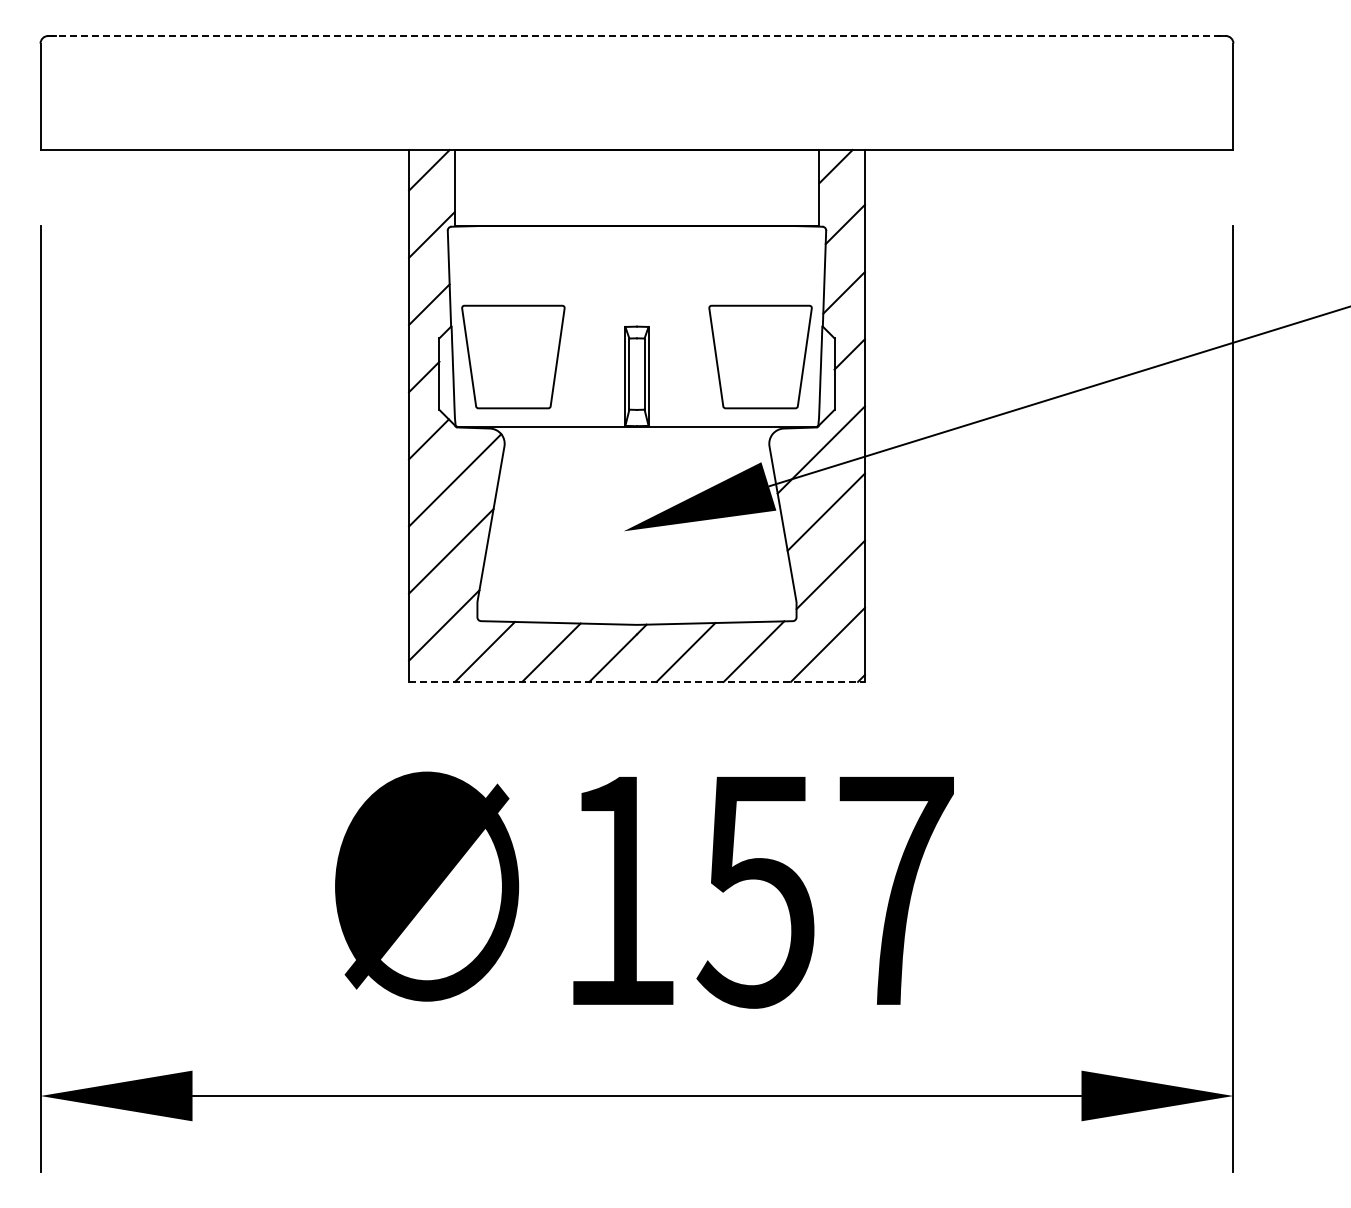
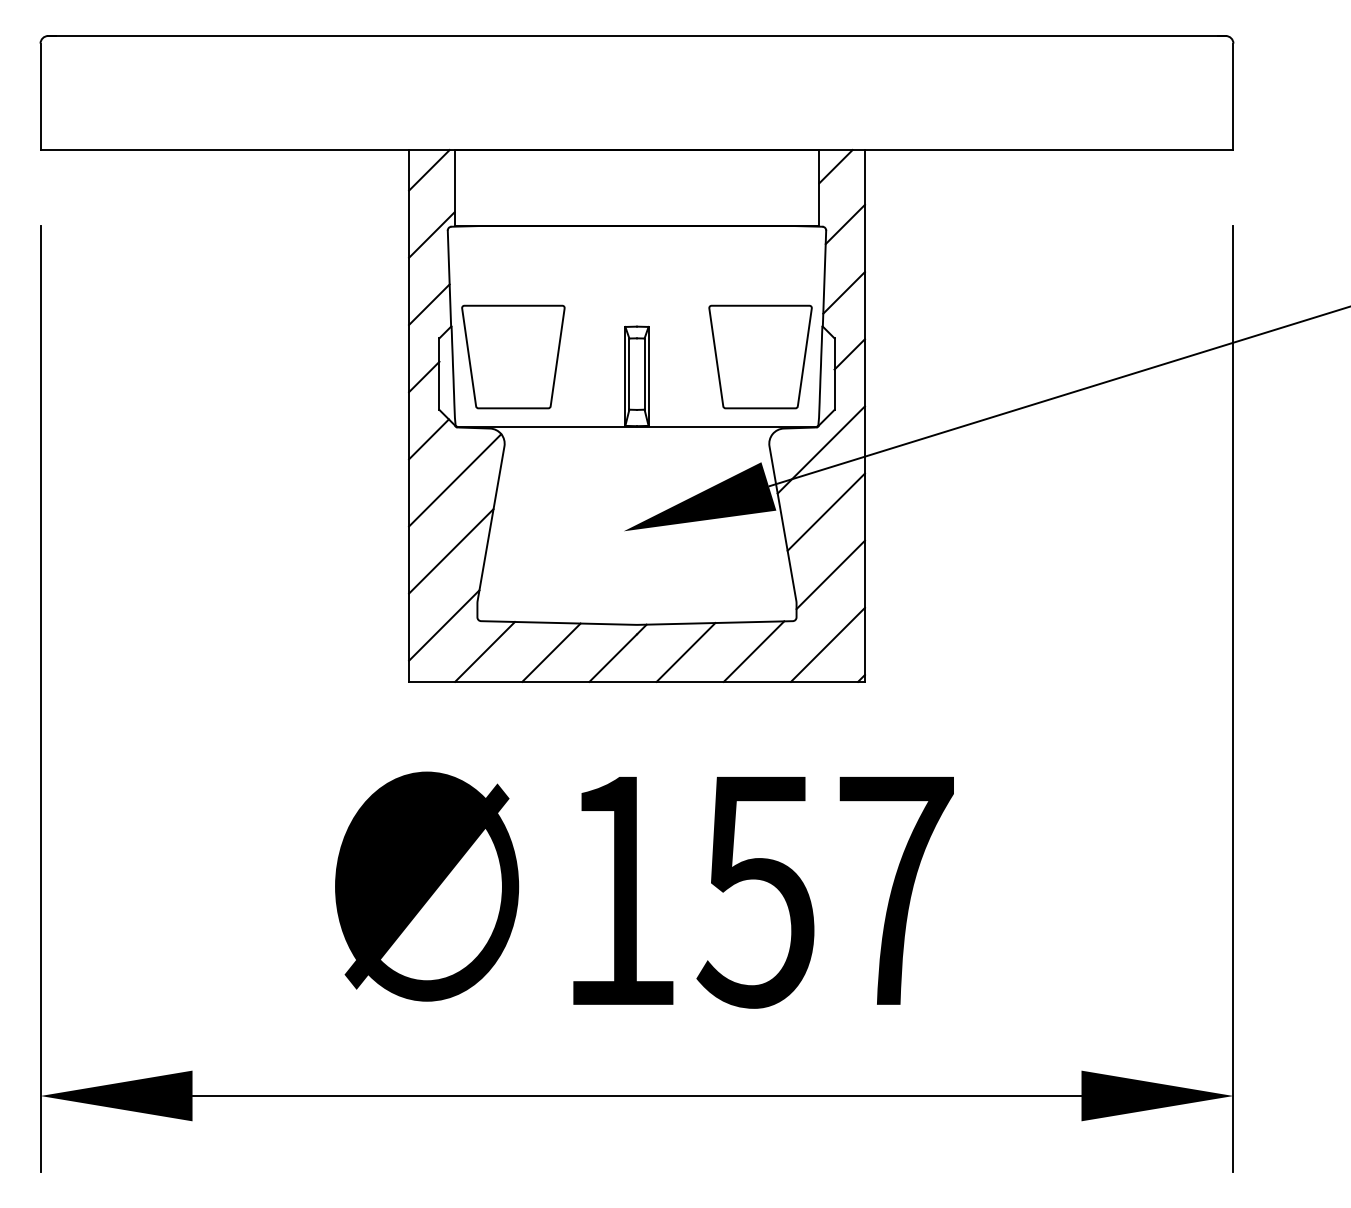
line: dashed -> solid (636, 36)
line: dashed -> solid (636, 681)
